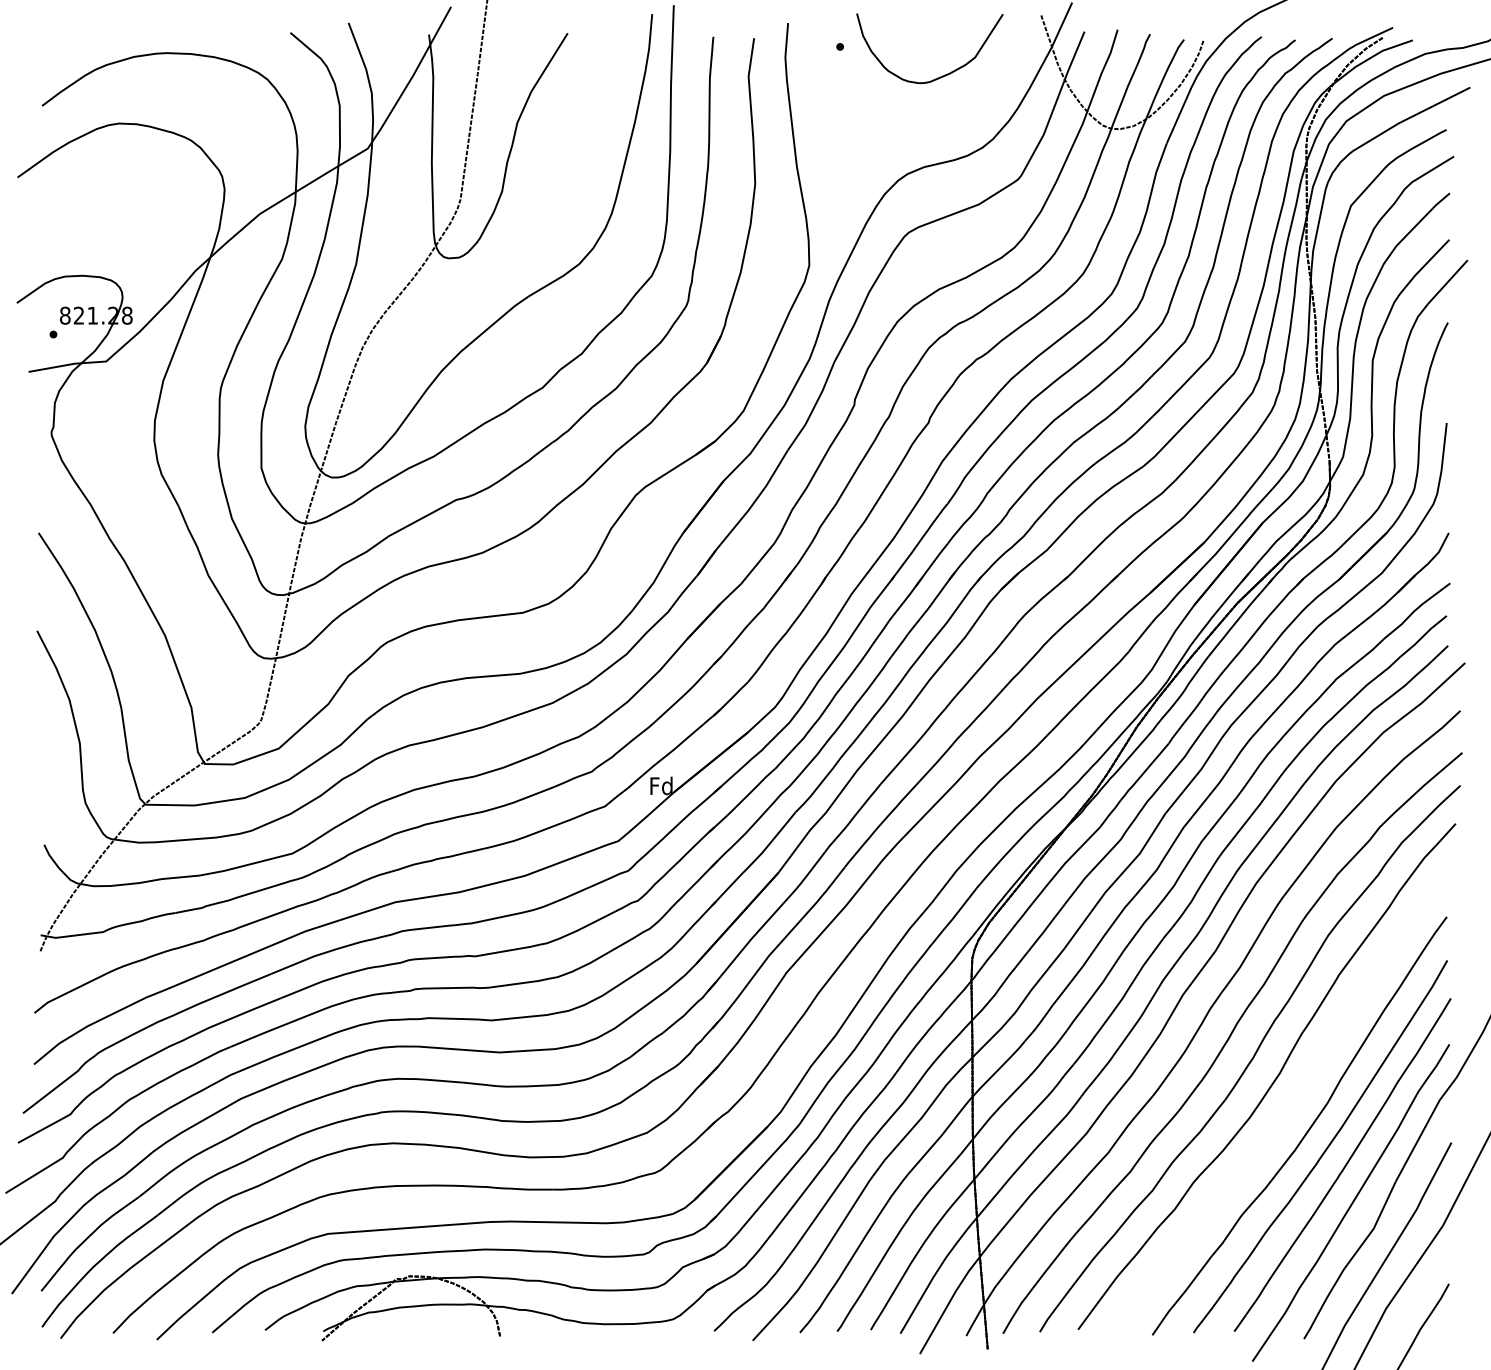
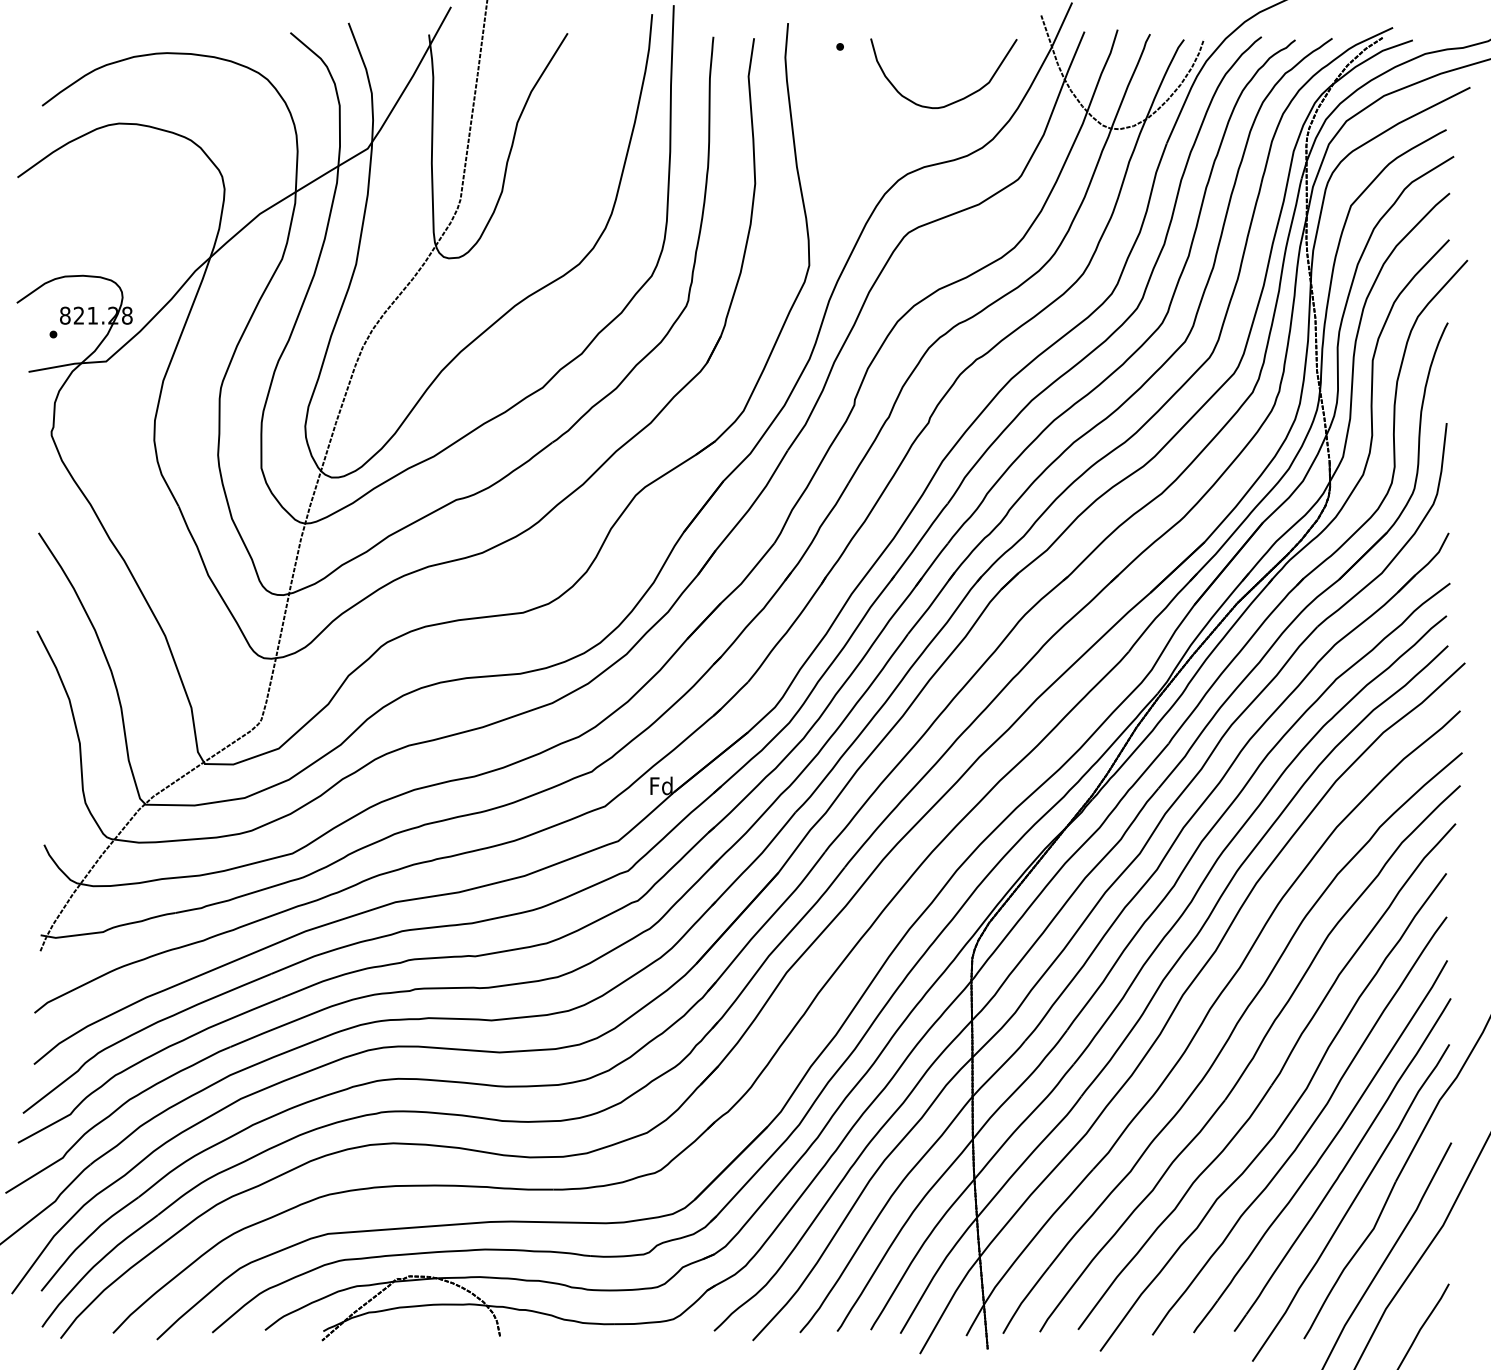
curve position: (942, 75) -> (956, 100) (956, 100)
curve: none -> present (1284, 1118)
